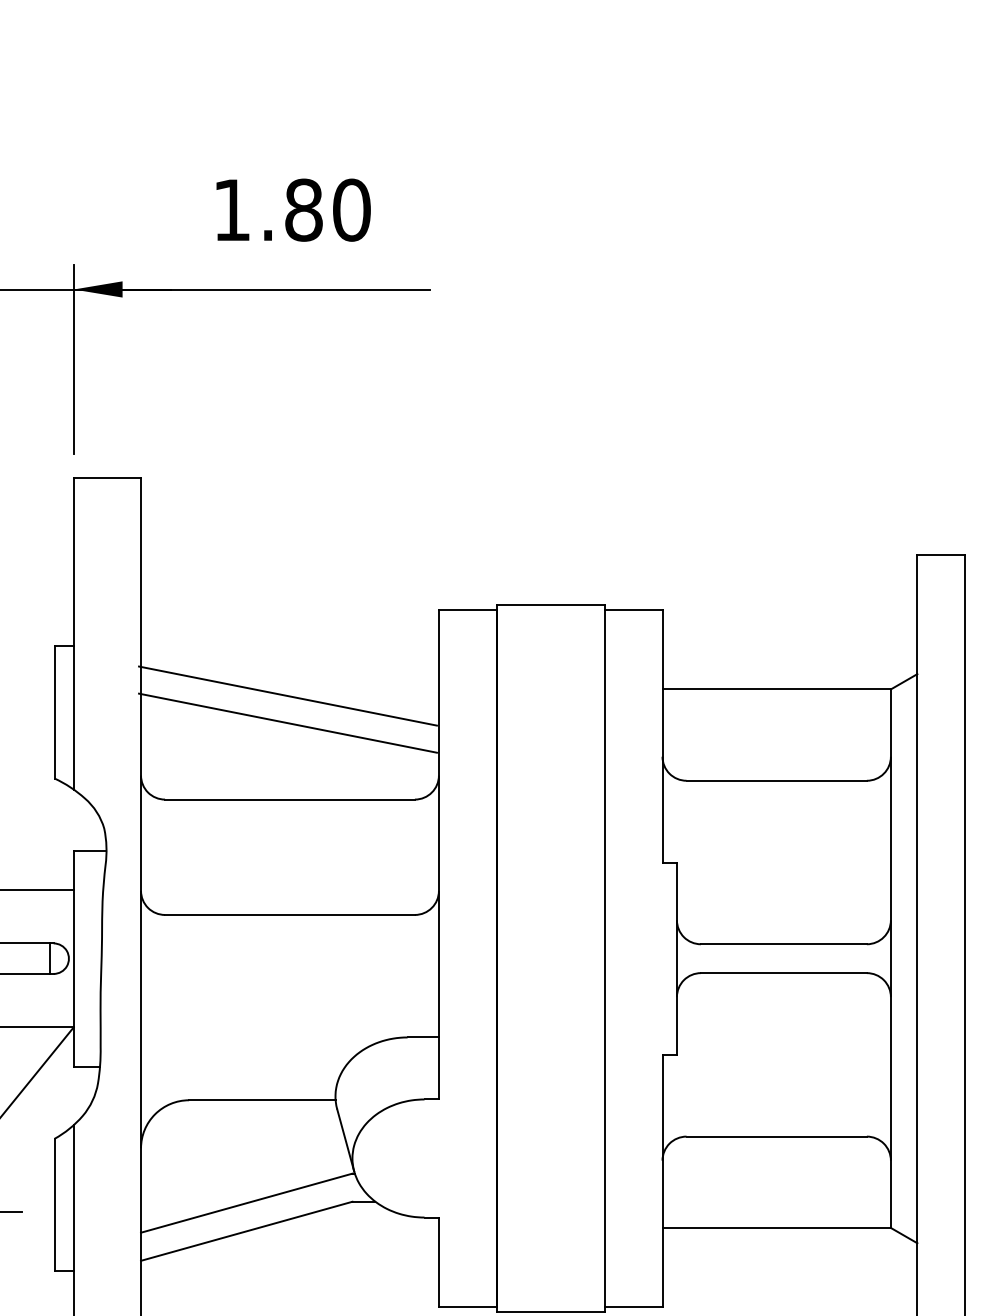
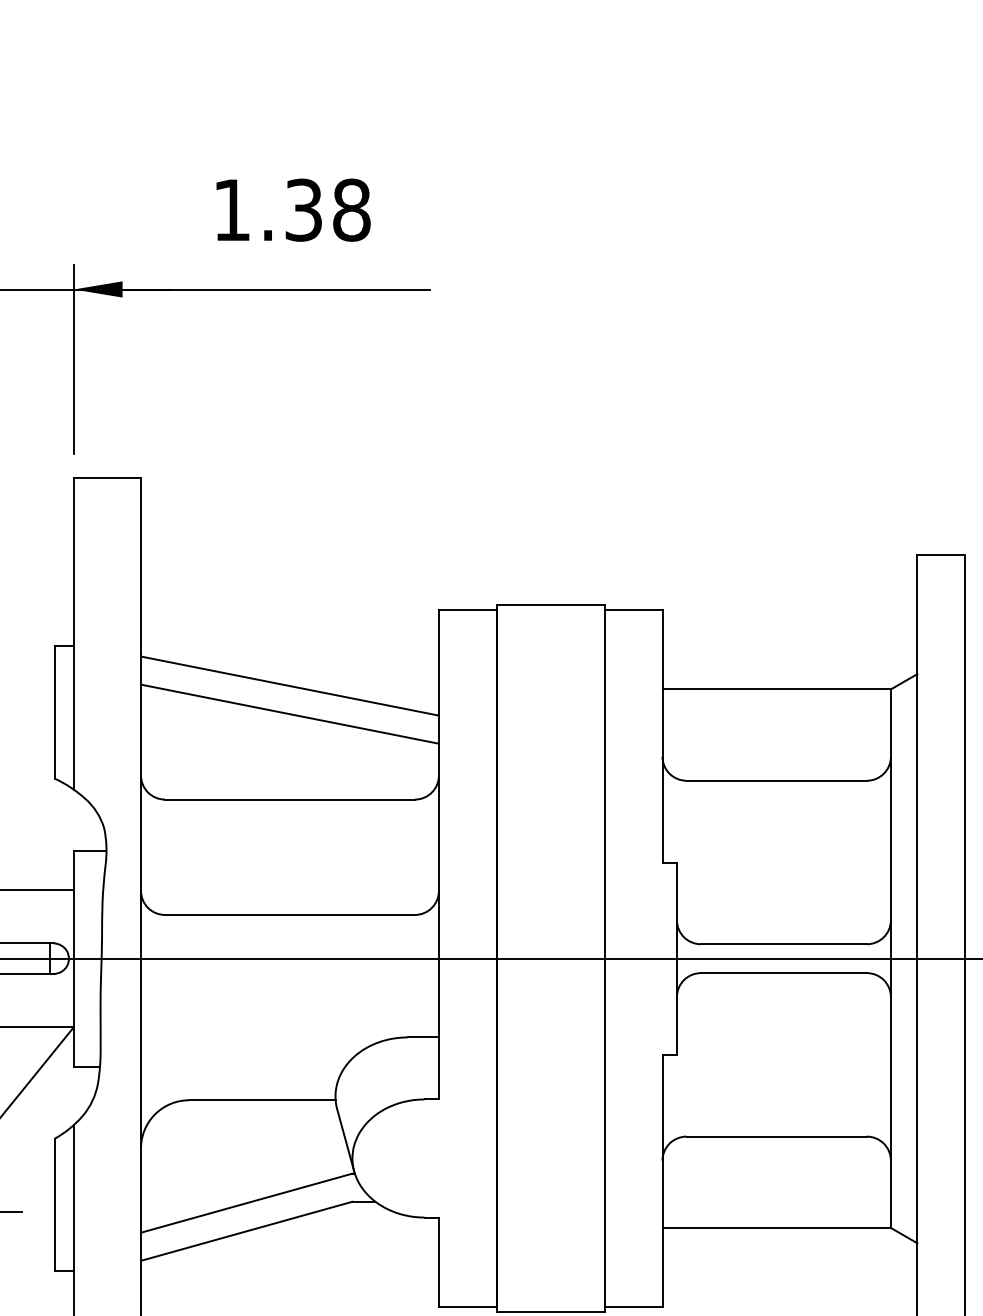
text: 1.80 -> 1.38 (327, 209)
line position: (287, 695) -> (289, 685) (289, 685)
line position: (287, 722) -> (289, 713) (289, 713)
line: none -> present (490, 958)
